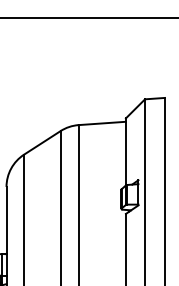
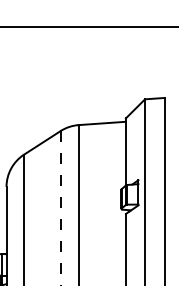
line position: (88, 18) -> (88, 27) (88, 27)
line: solid -> dashed (60, 208)
